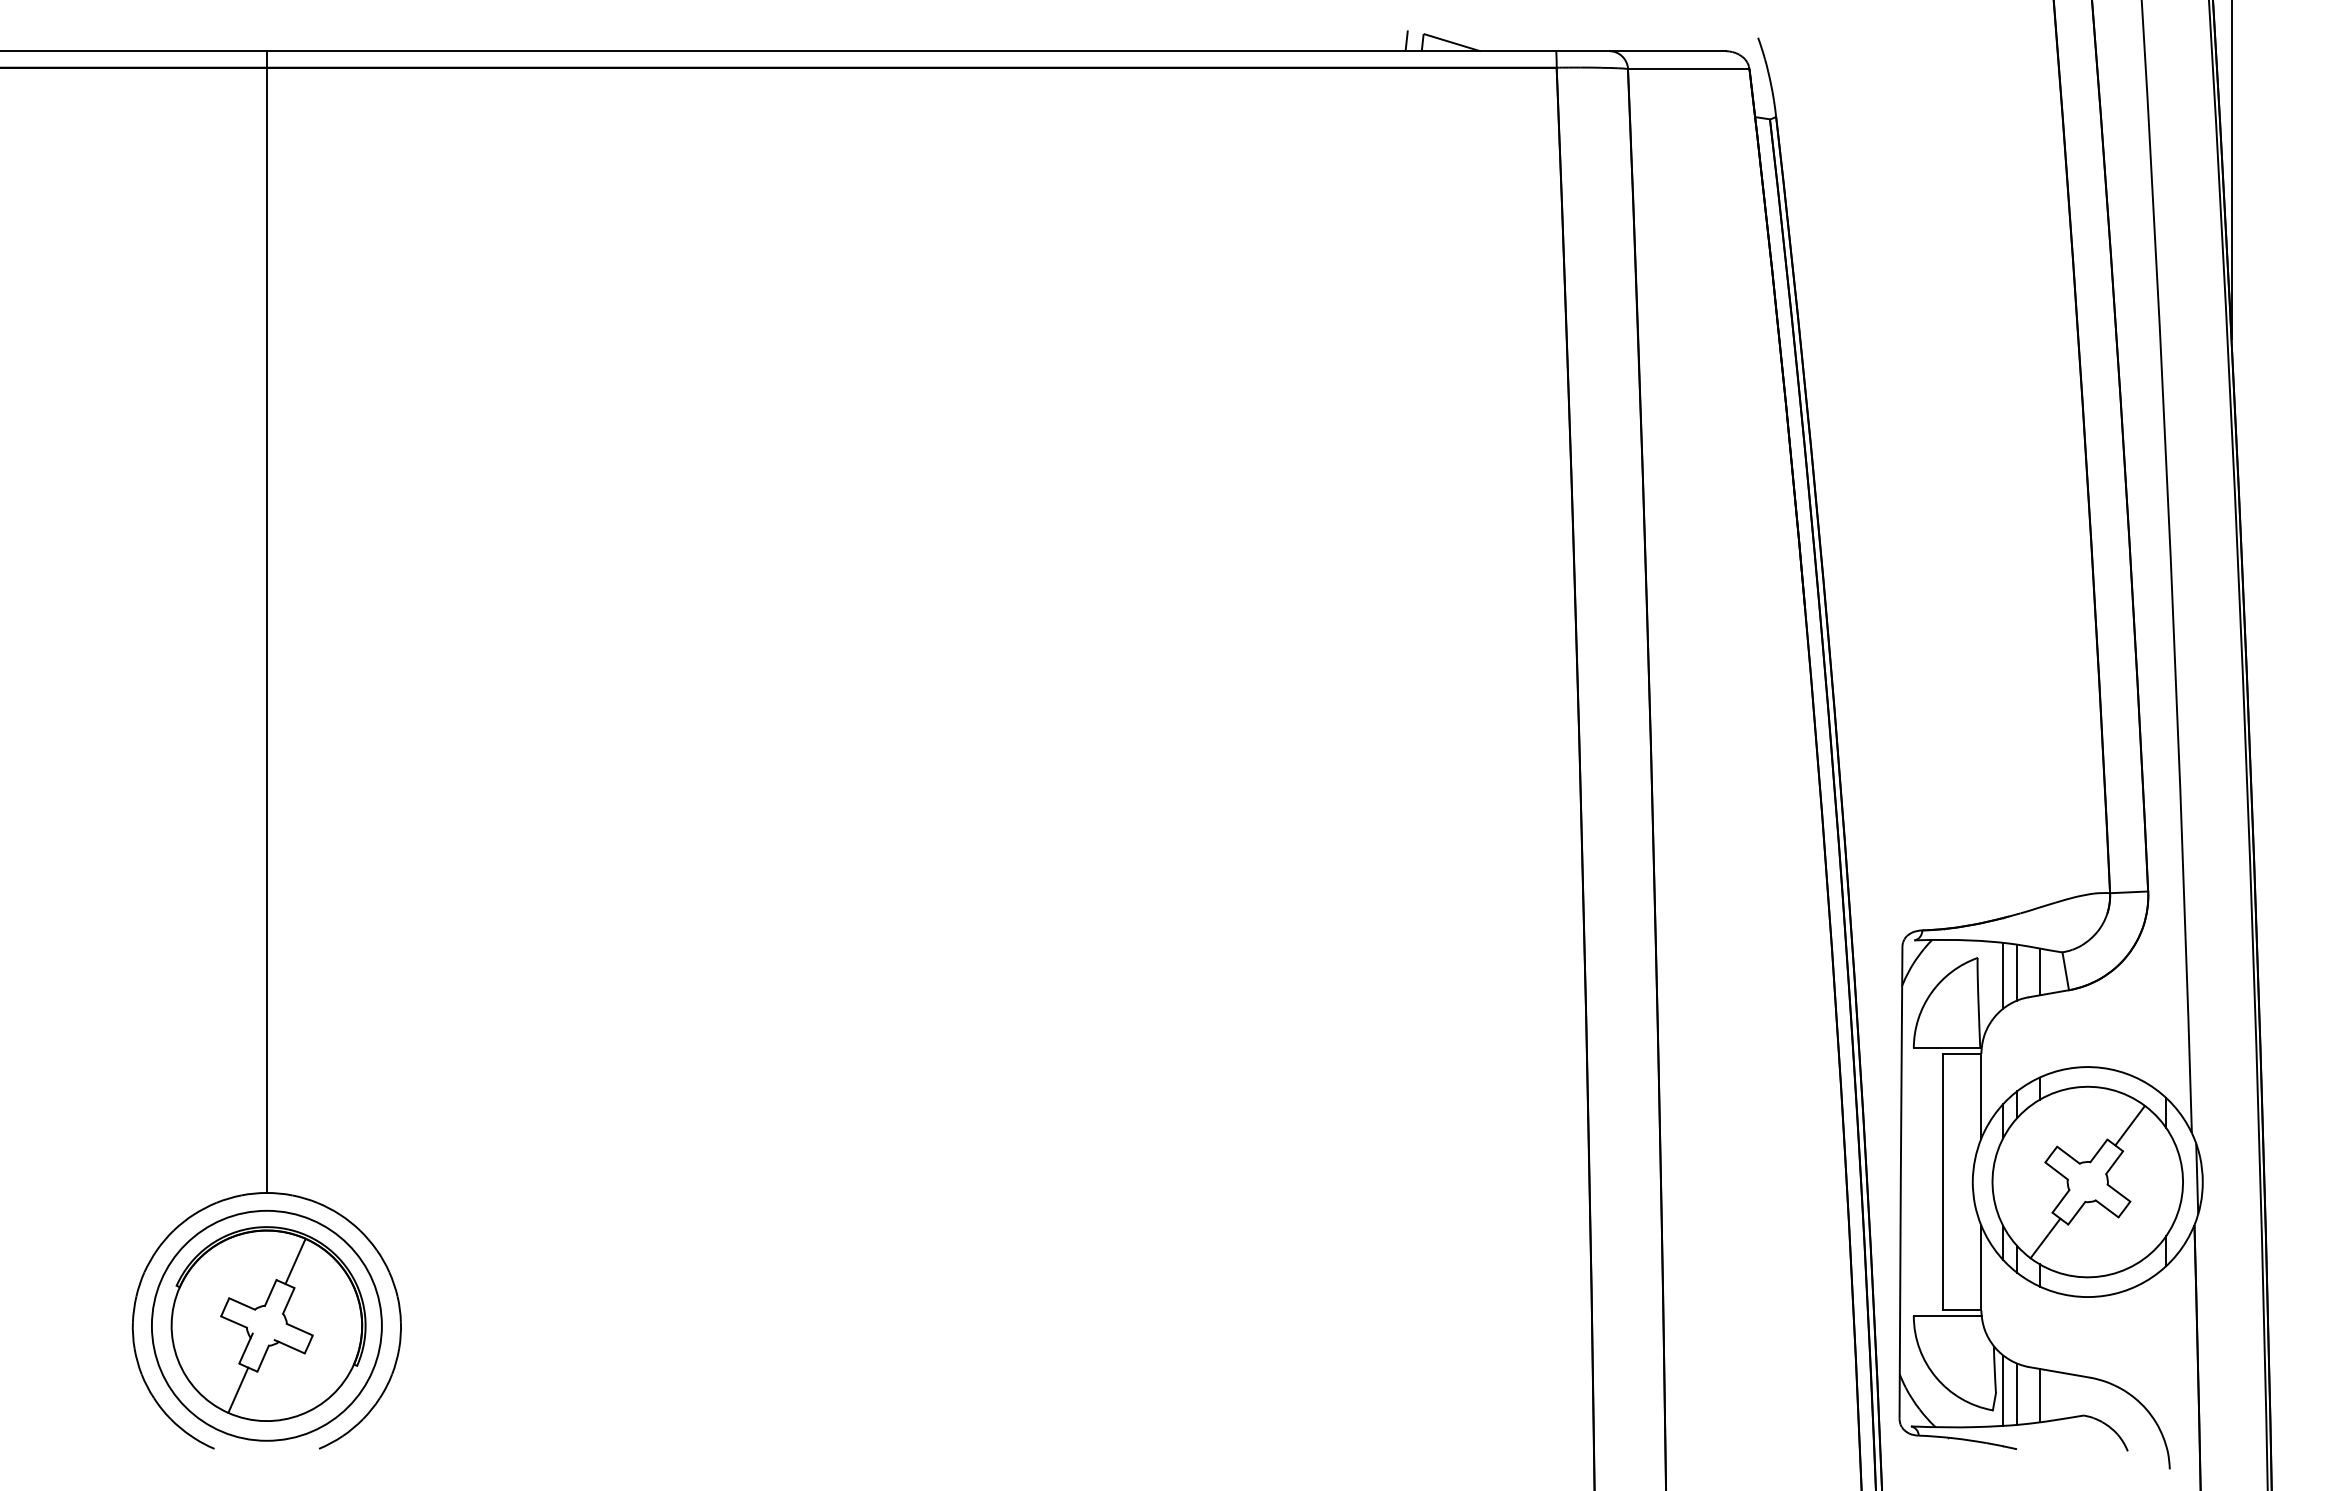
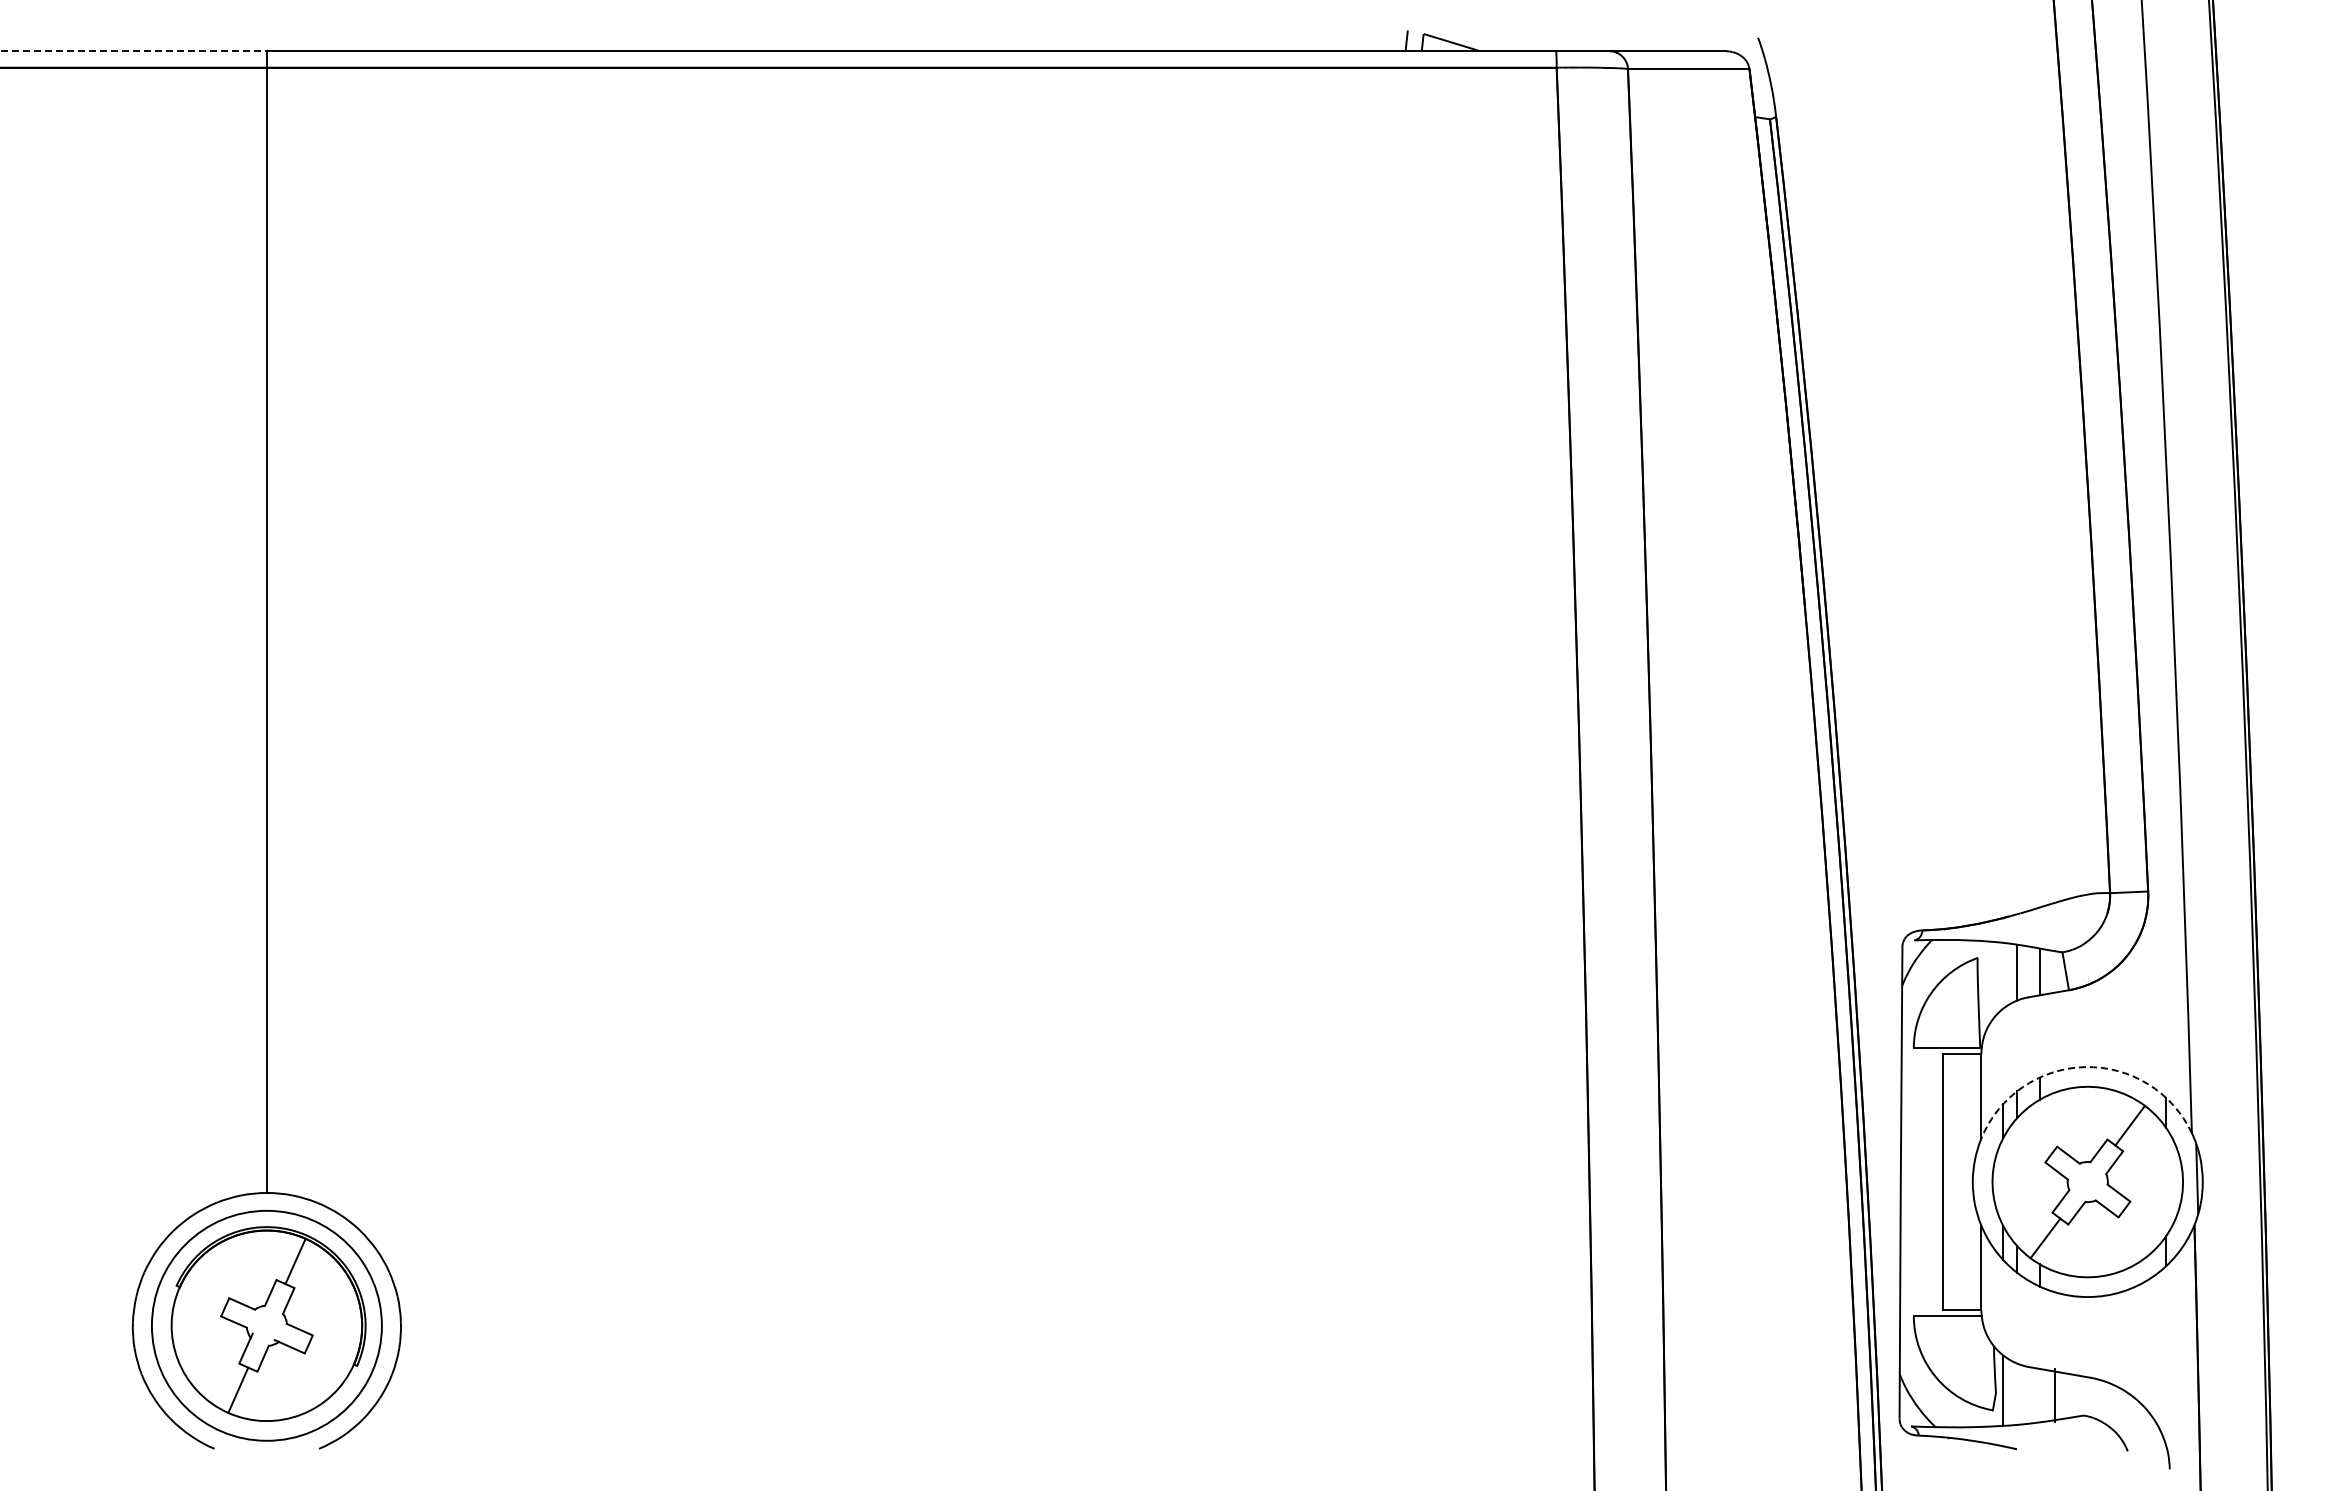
line: solid -> dashed (133, 51)
line: present -> none (2231, 170)
line: present -> none (2003, 975)
arc: solid -> dashed (2084, 1067)
line: present -> none (2017, 1393)
line position: (2039, 1395) -> (2054, 1395) (2054, 1395)
